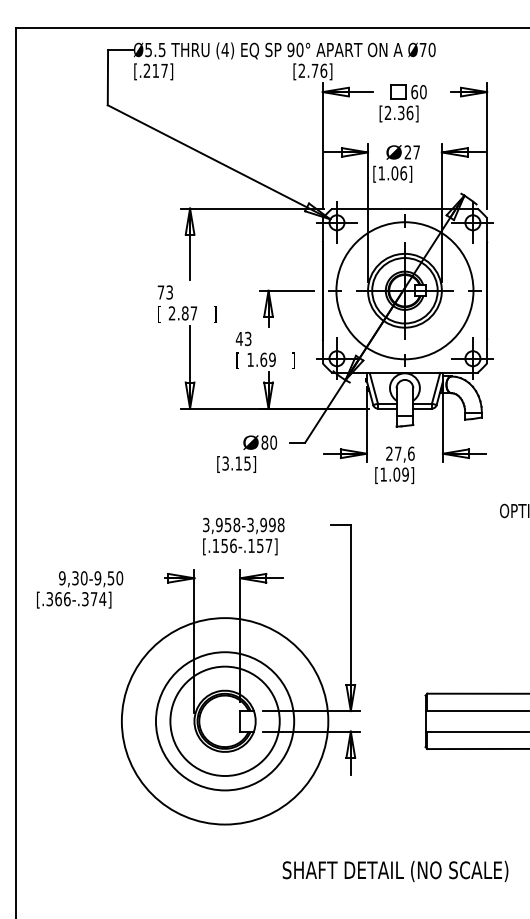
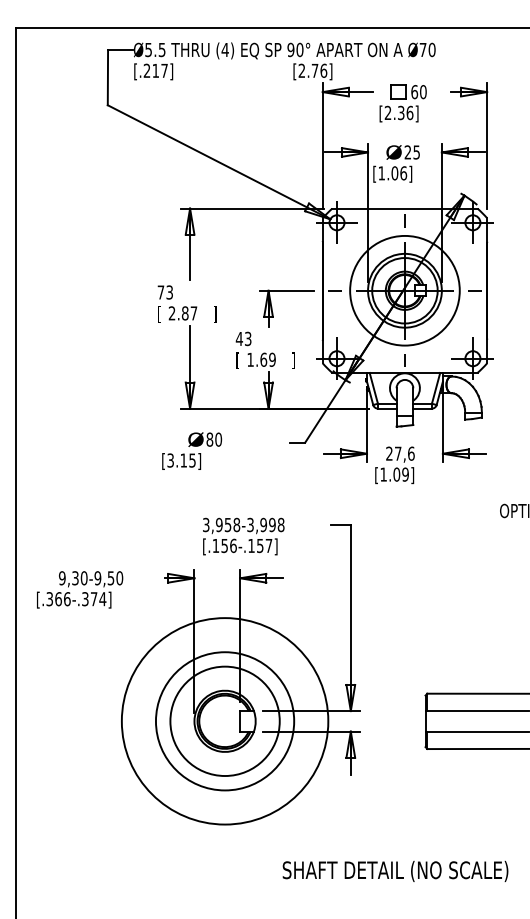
text: 27 -> 25 (416, 152)
circle diameter: 137 px -> 110 px (404, 290)
text position: (247, 453) -> (192, 450) (192, 450)
